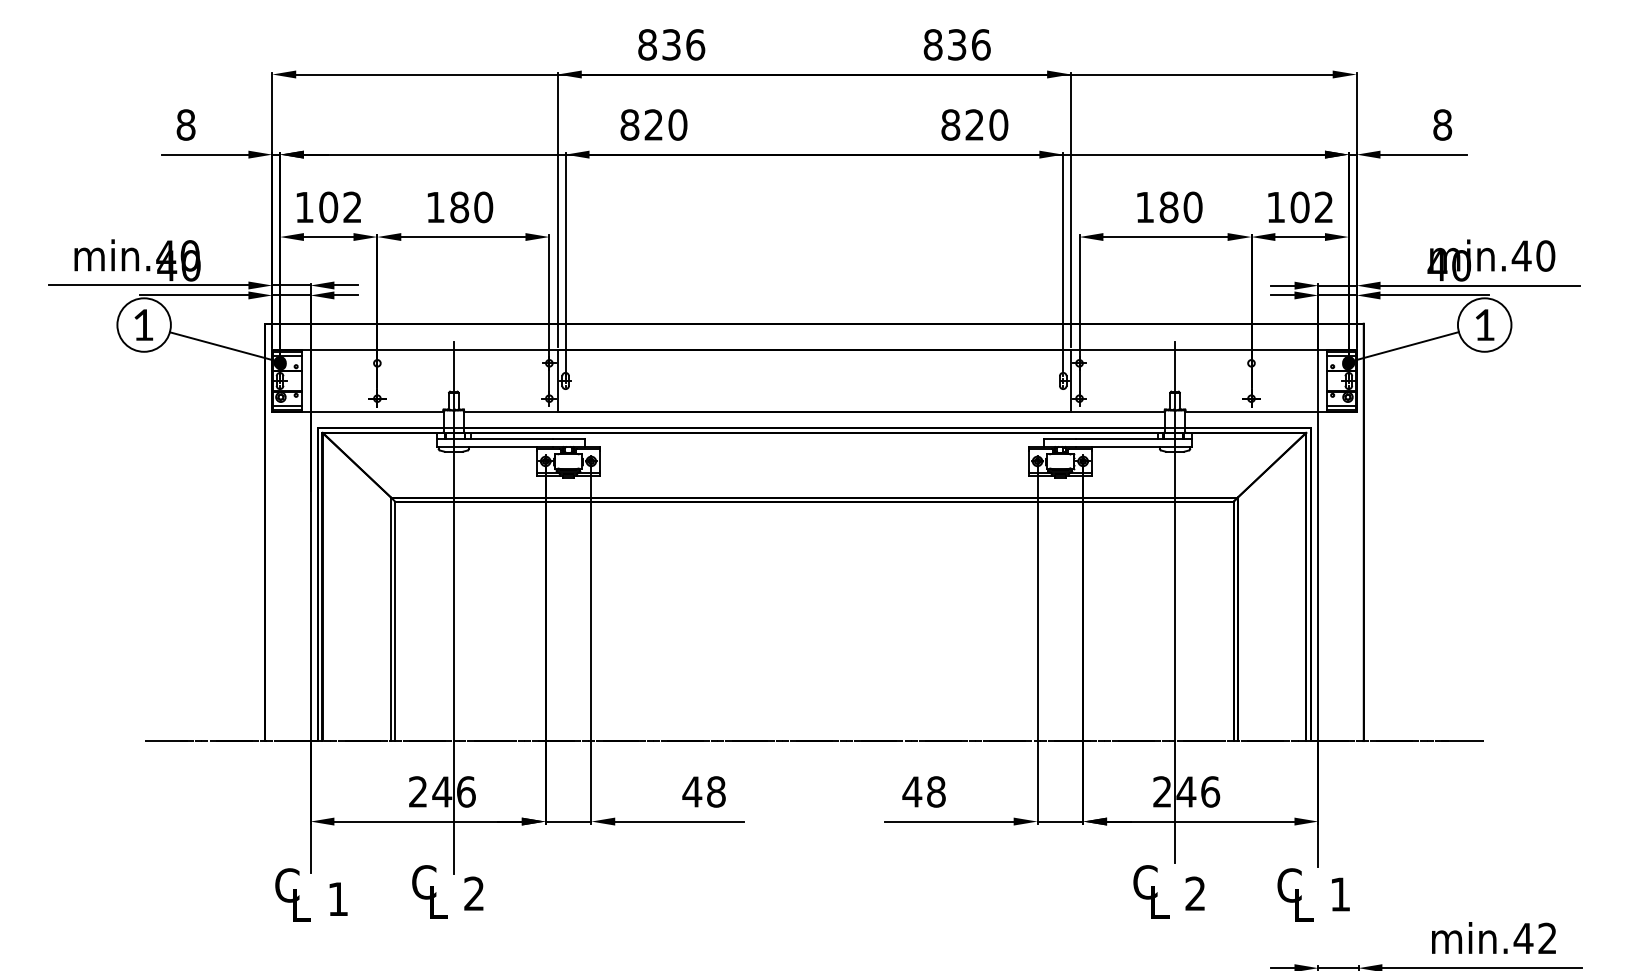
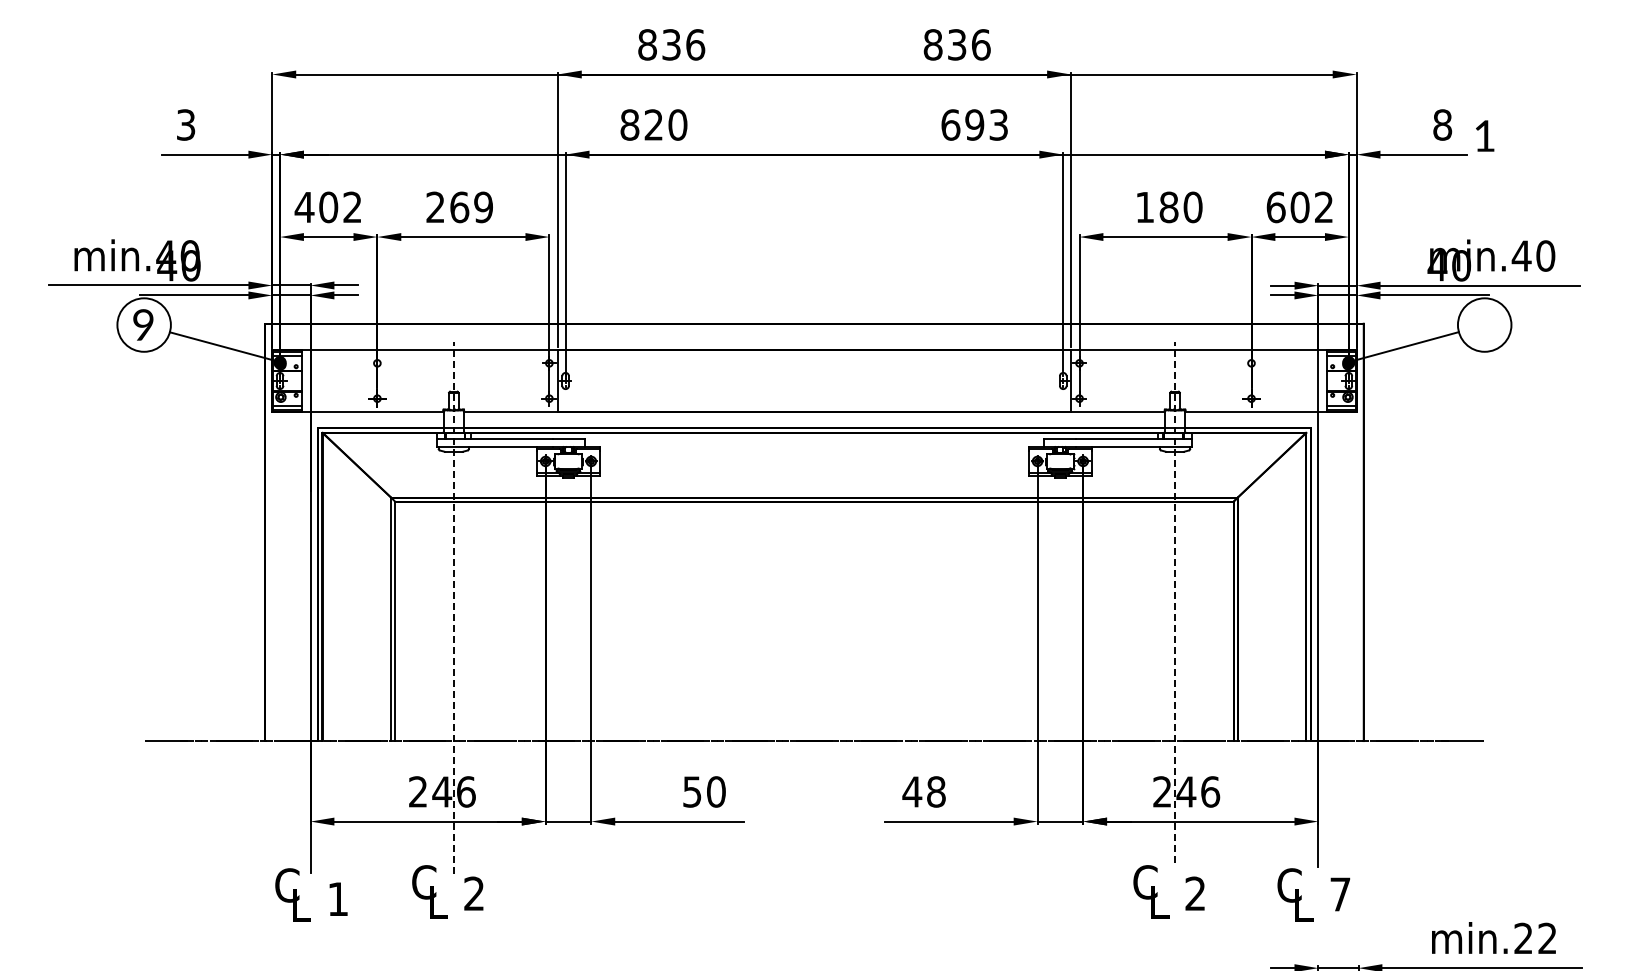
text: 8 -> 3 (185, 124)
text: 820 -> 693 (974, 124)
text: 102 -> 402 (304, 207)
text: 180 -> 269 (459, 207)
text: 102 -> 602 (1275, 207)
text: 1 -> 9 (143, 324)
text position: (1485, 324) -> (1485, 135) (1485, 135)
line: solid -> dashed (1175, 602)
line: solid -> dashed (453, 607)
text: 48 -> 50 (703, 791)
text: 1 -> 7 (1340, 894)
text: min.42 -> min.22 (1523, 937)
